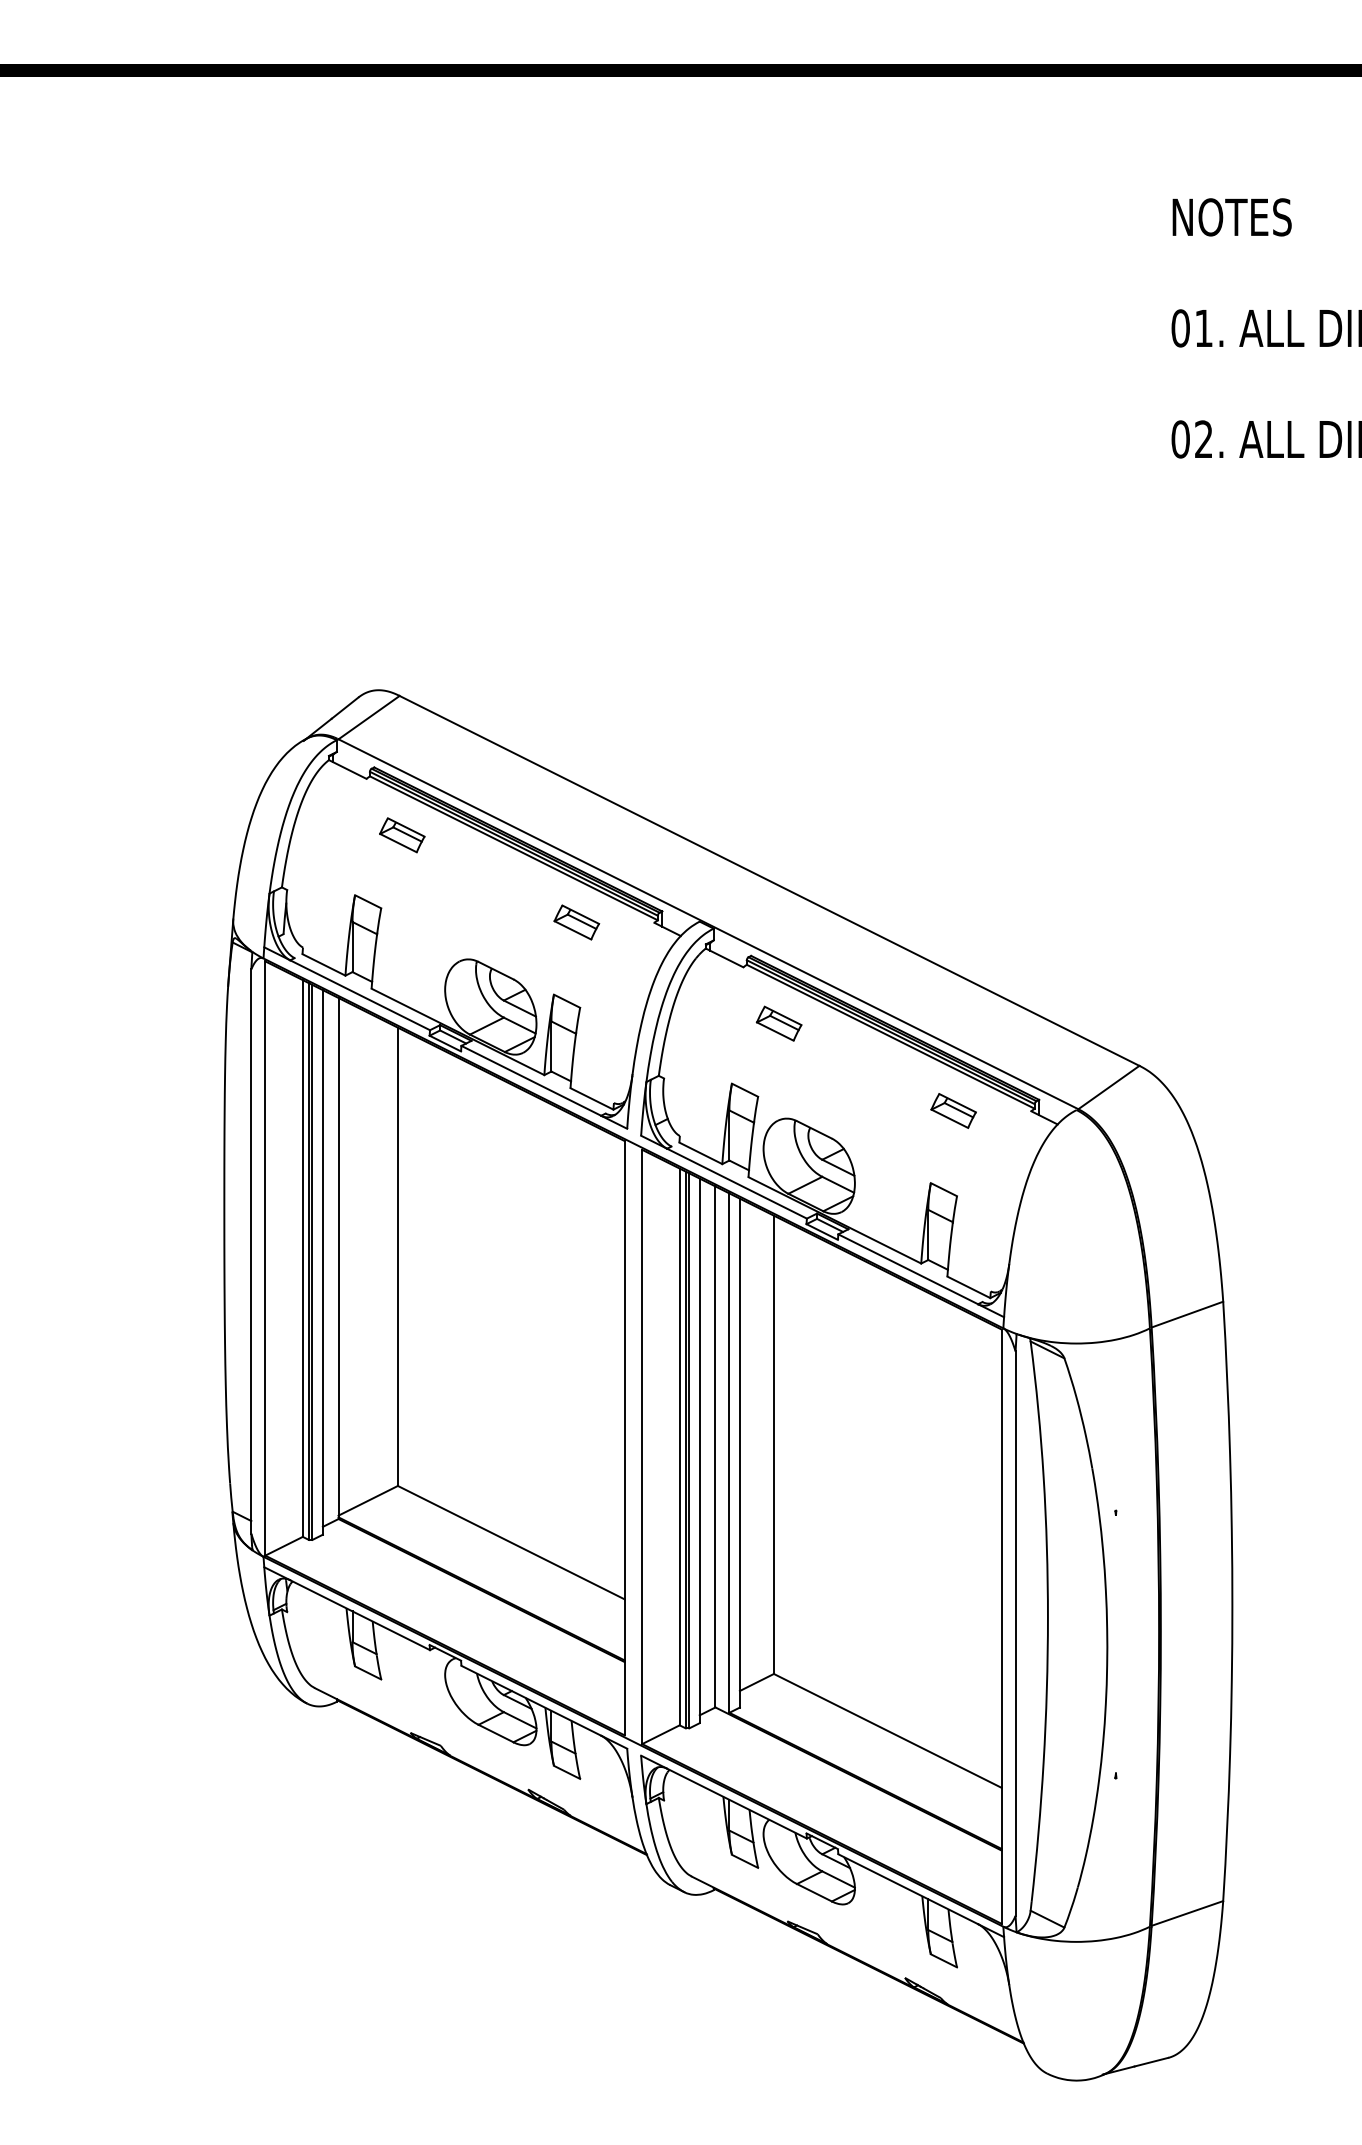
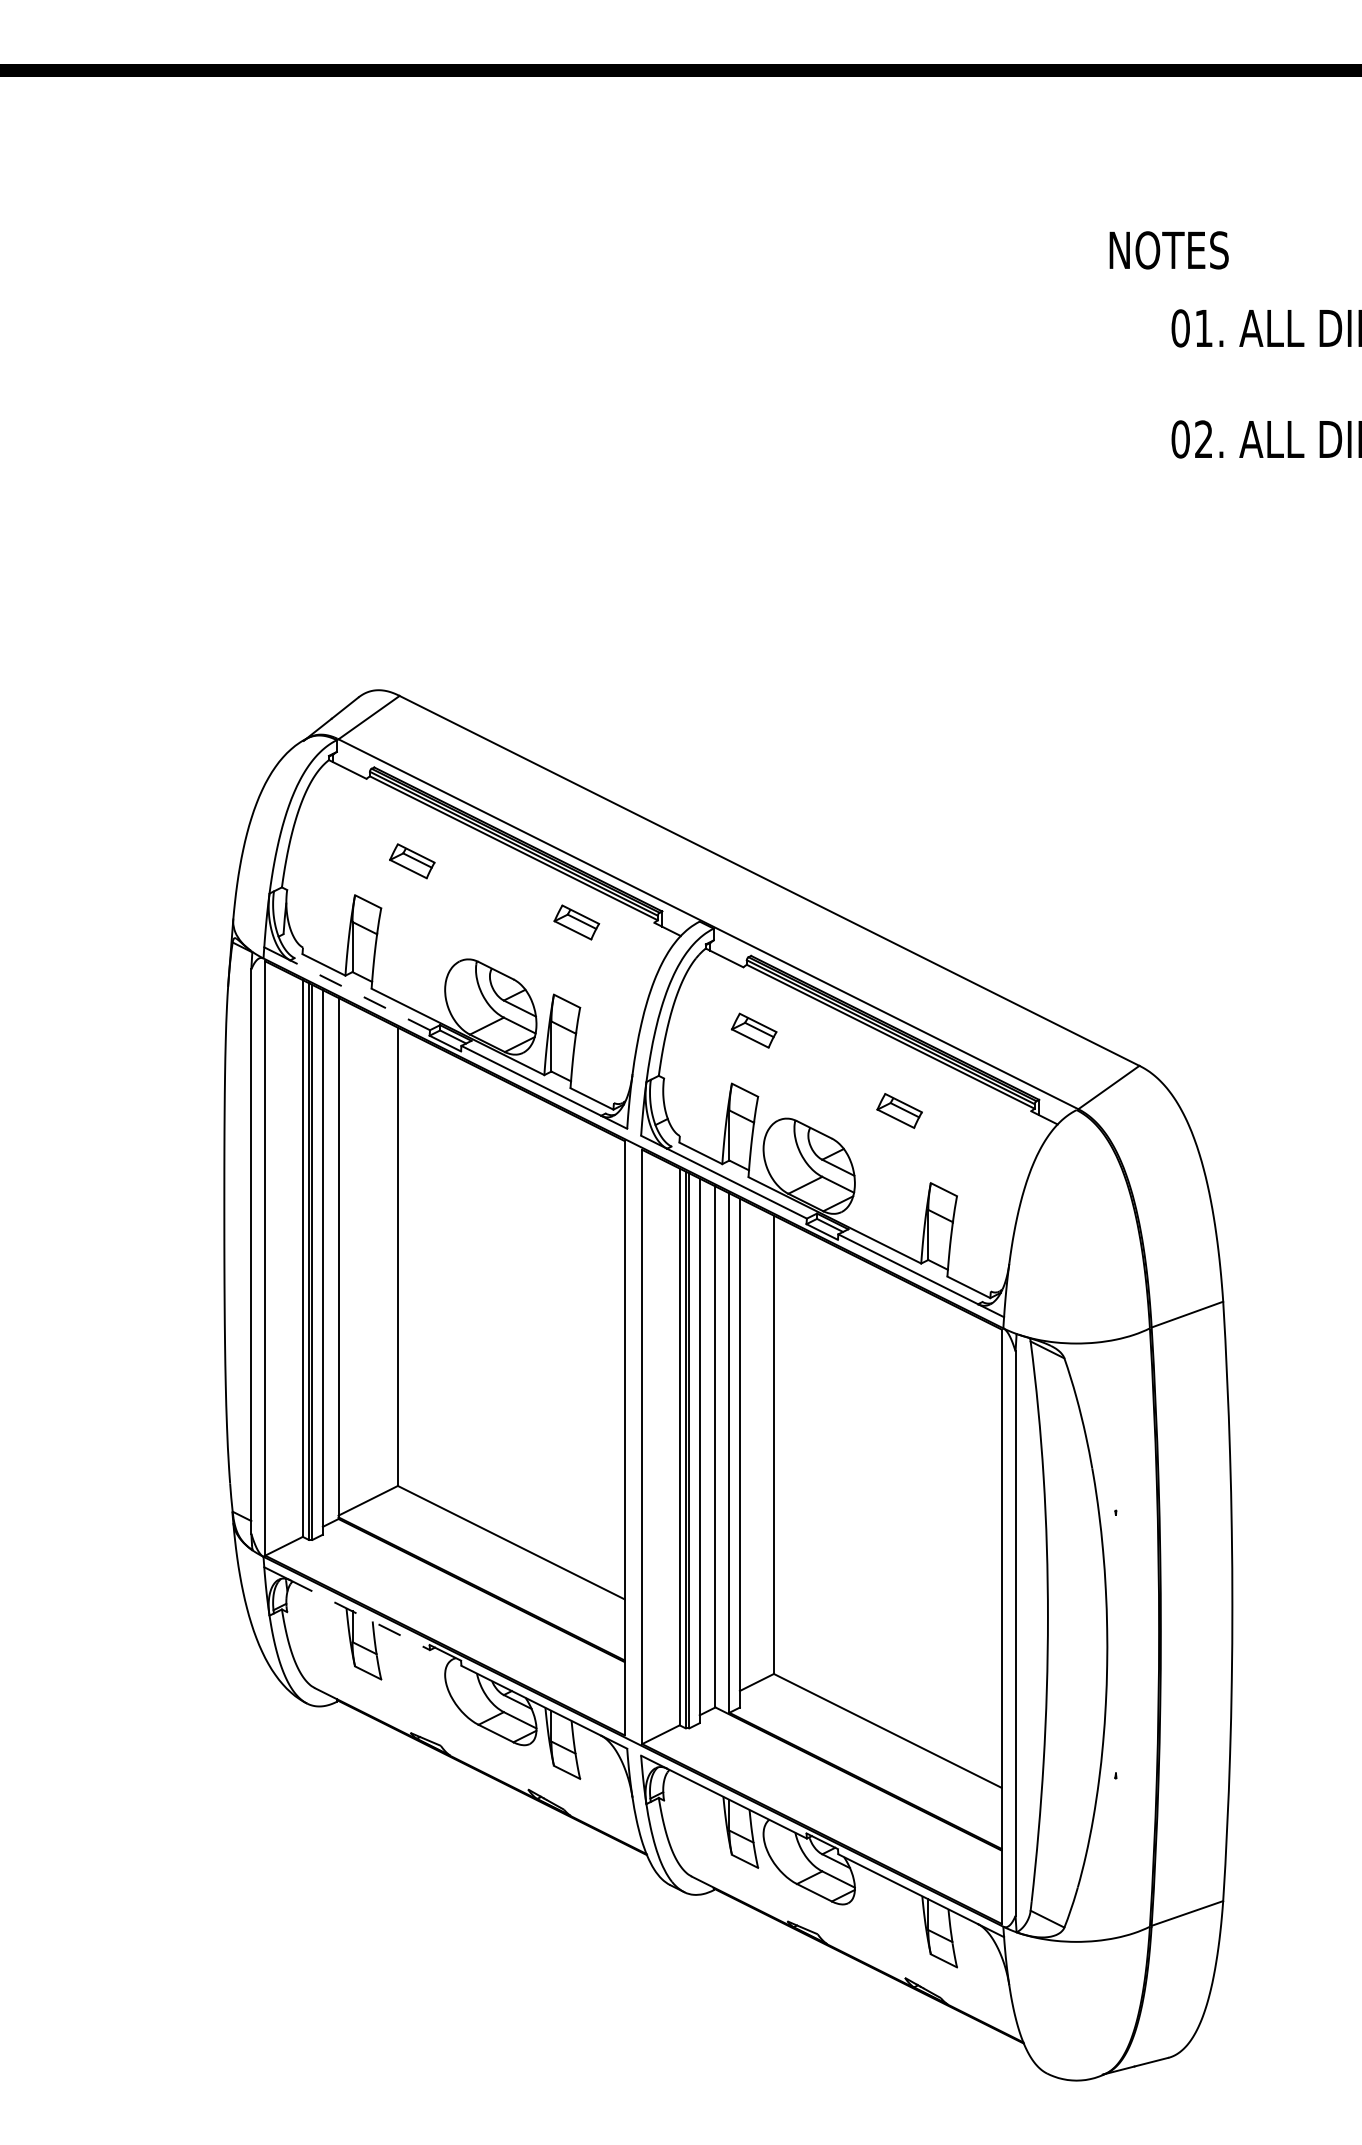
text position: (1231, 217) -> (1168, 250) (1168, 250)
part position: (402, 835) -> (412, 861) (412, 861)
line: solid -> dashed (359, 995)
part position: (778, 1023) -> (753, 1030) (753, 1030)
part position: (953, 1110) -> (899, 1110) (899, 1110)
line: solid -> dashed (360, 1615)
